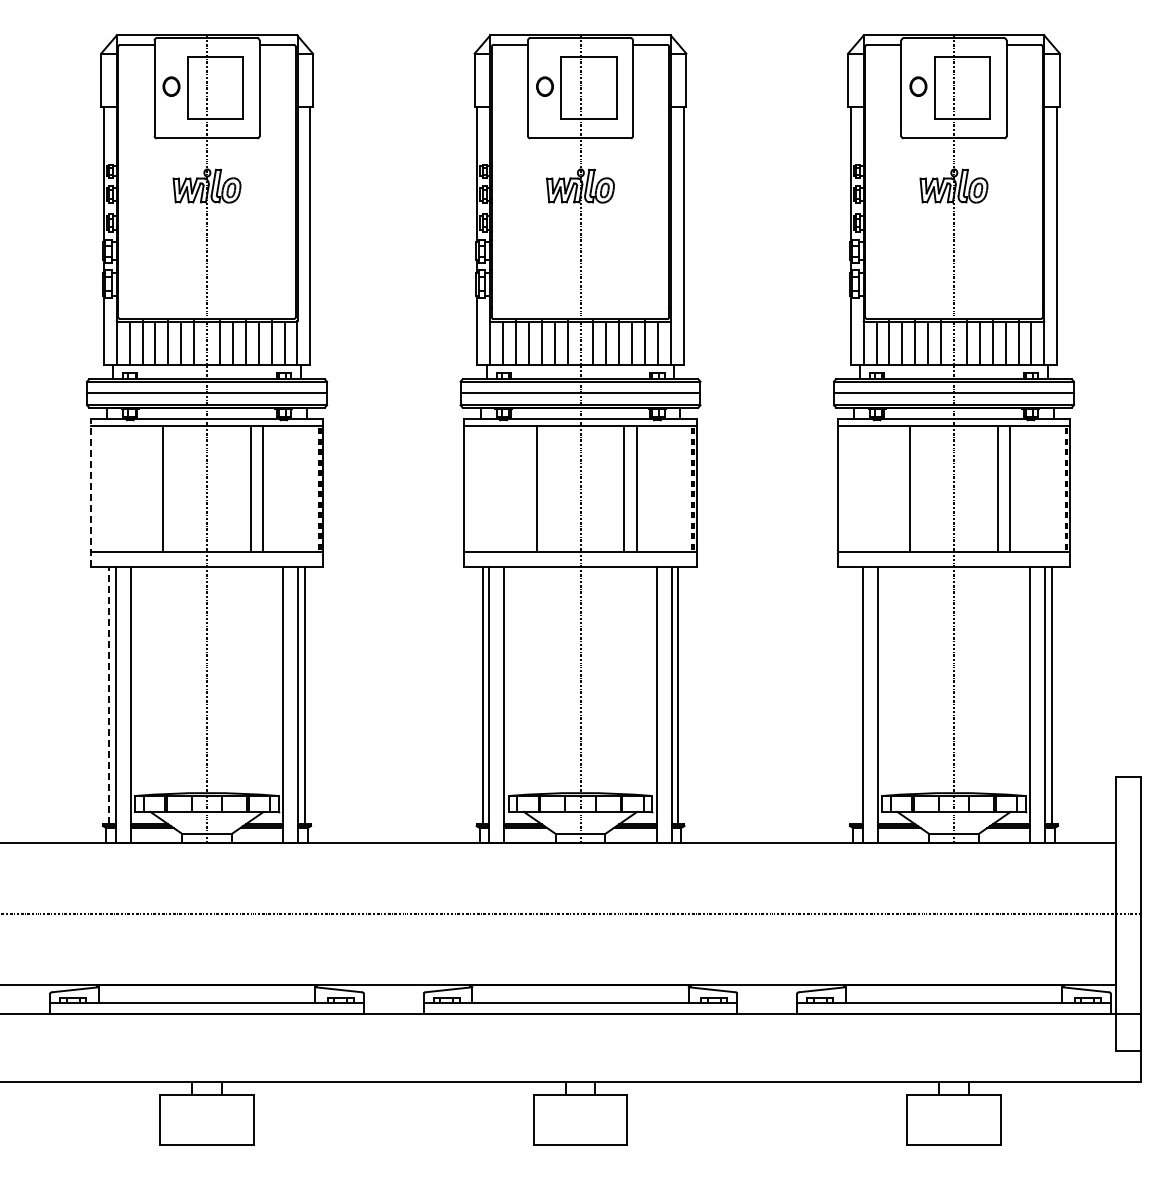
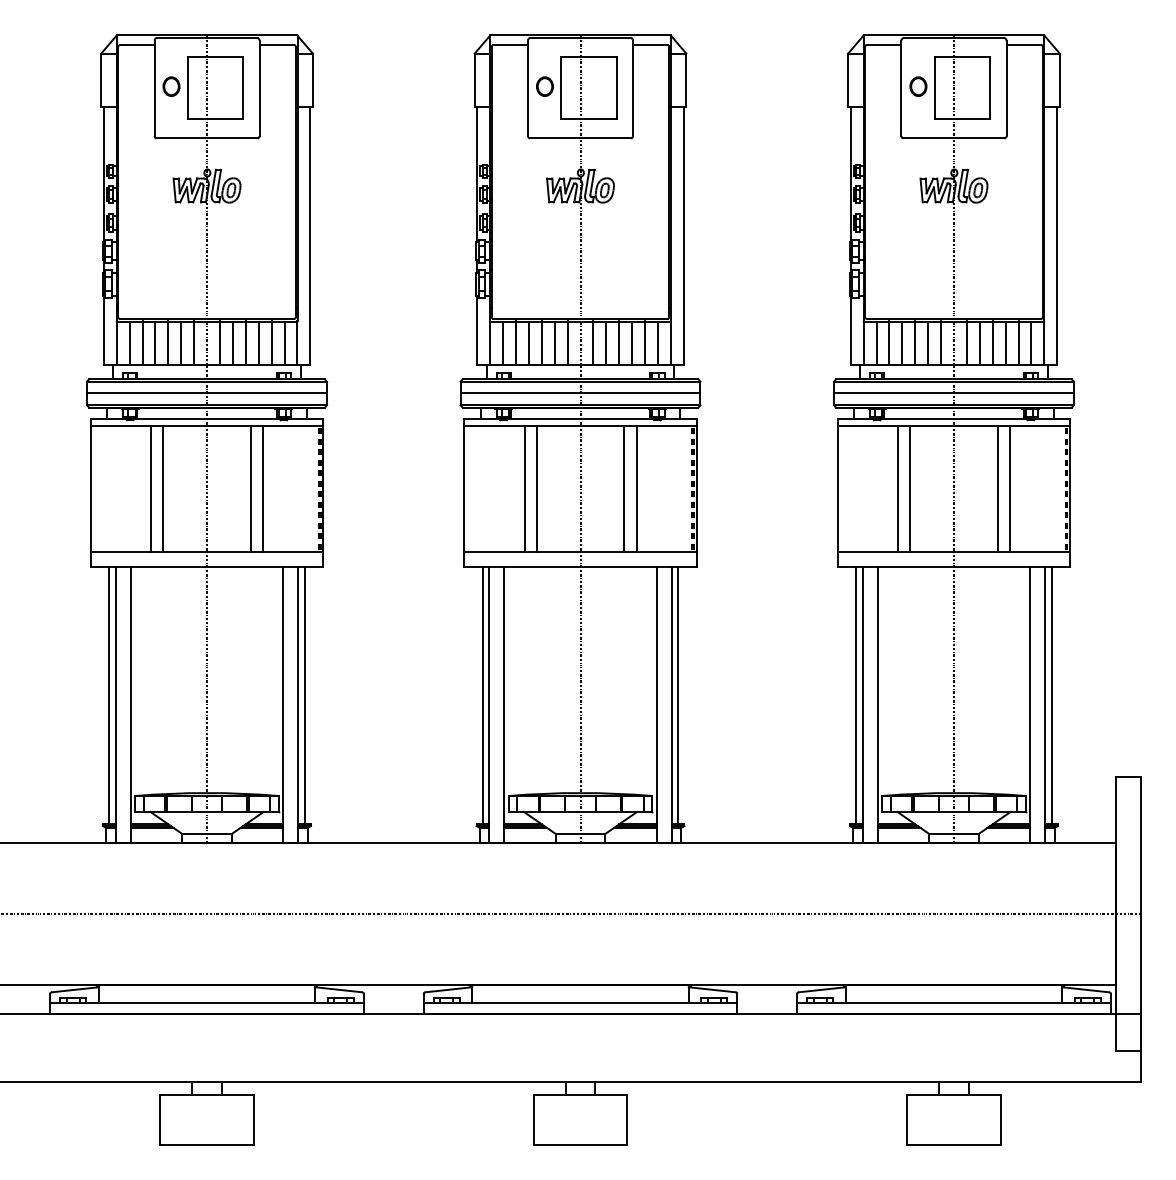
line: none -> present (151, 488)
line: none -> present (524, 488)
line: none -> present (897, 488)
line: dashed -> solid (90, 492)
line: dashed -> solid (109, 695)
line: none -> present (856, 695)
